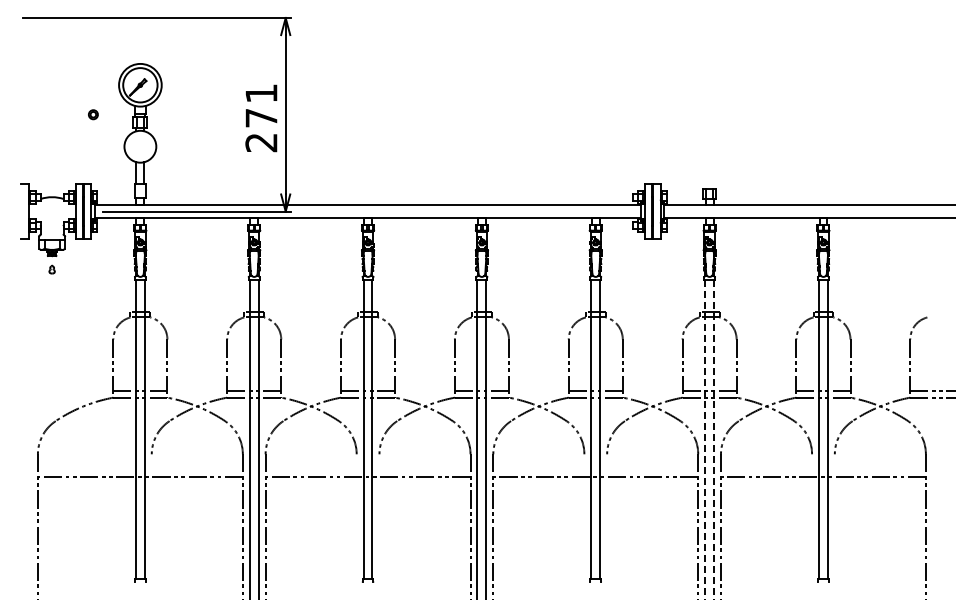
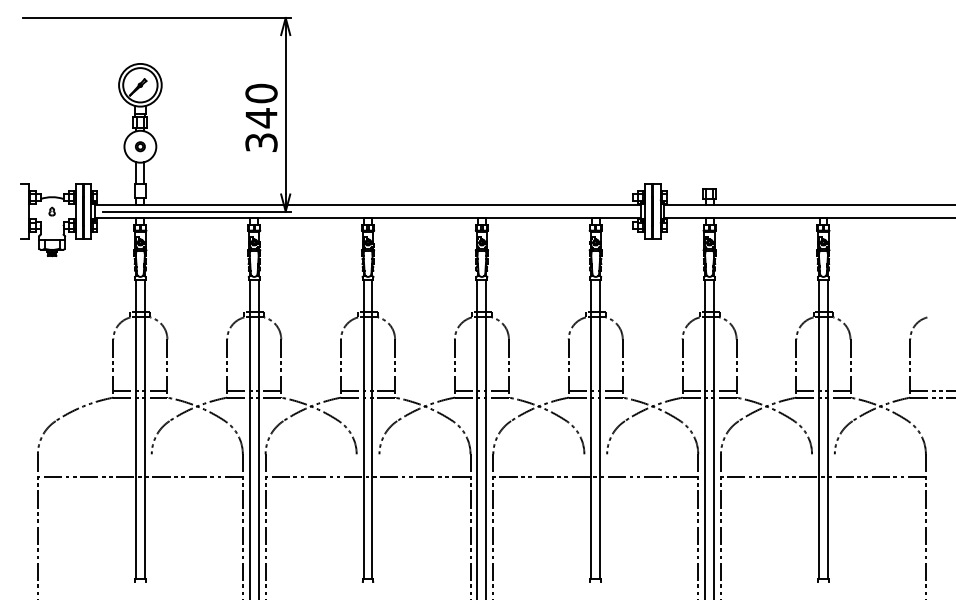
part position: (93, 114) -> (140, 146) (140, 146)
text: 271 -> 340 (261, 117)
part position: (51, 269) -> (51, 211) (51, 211)
line: dashed -> solid (705, 439)
line: dashed -> solid (713, 439)
